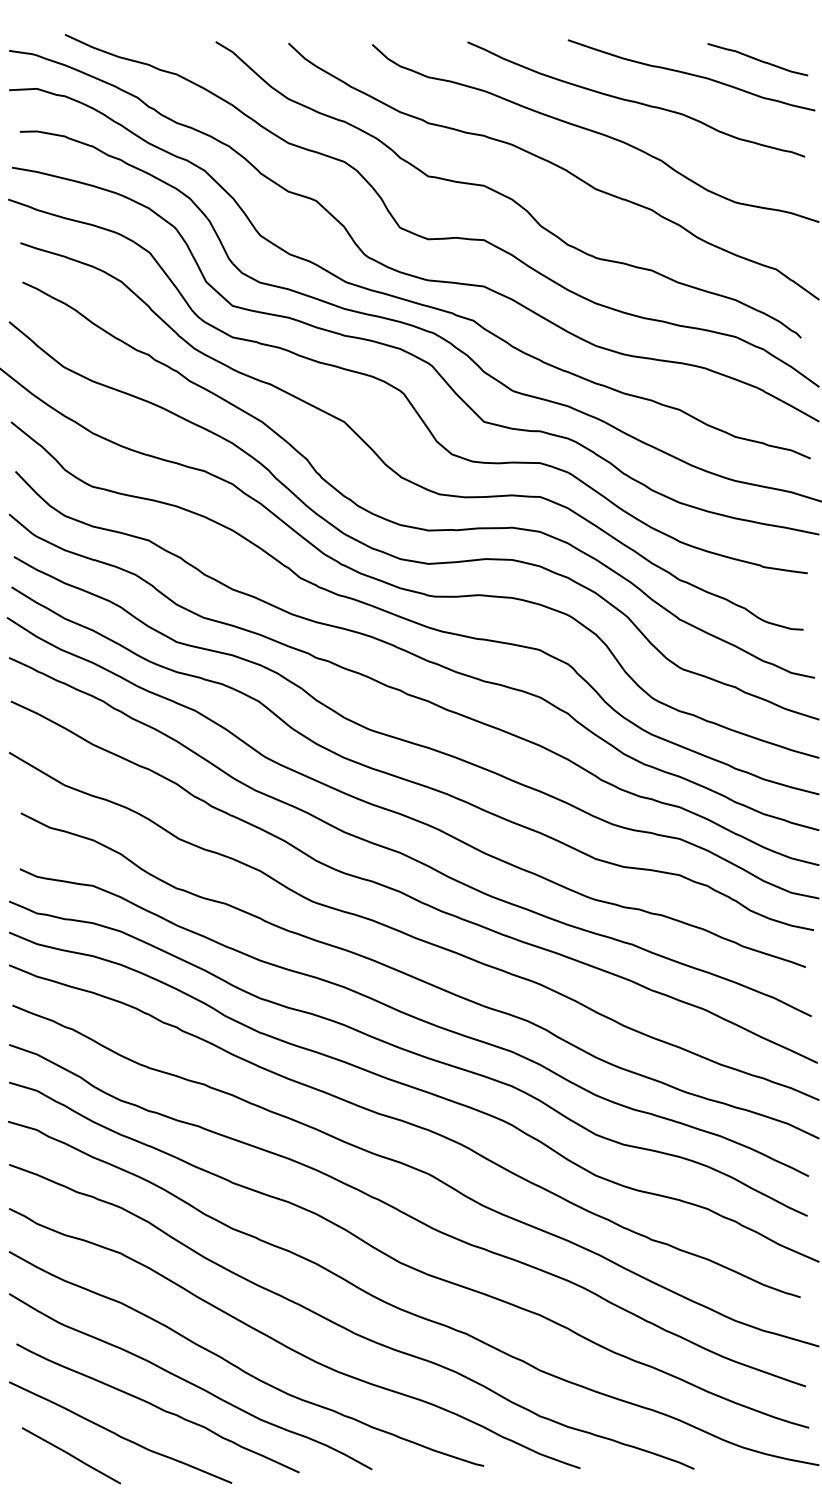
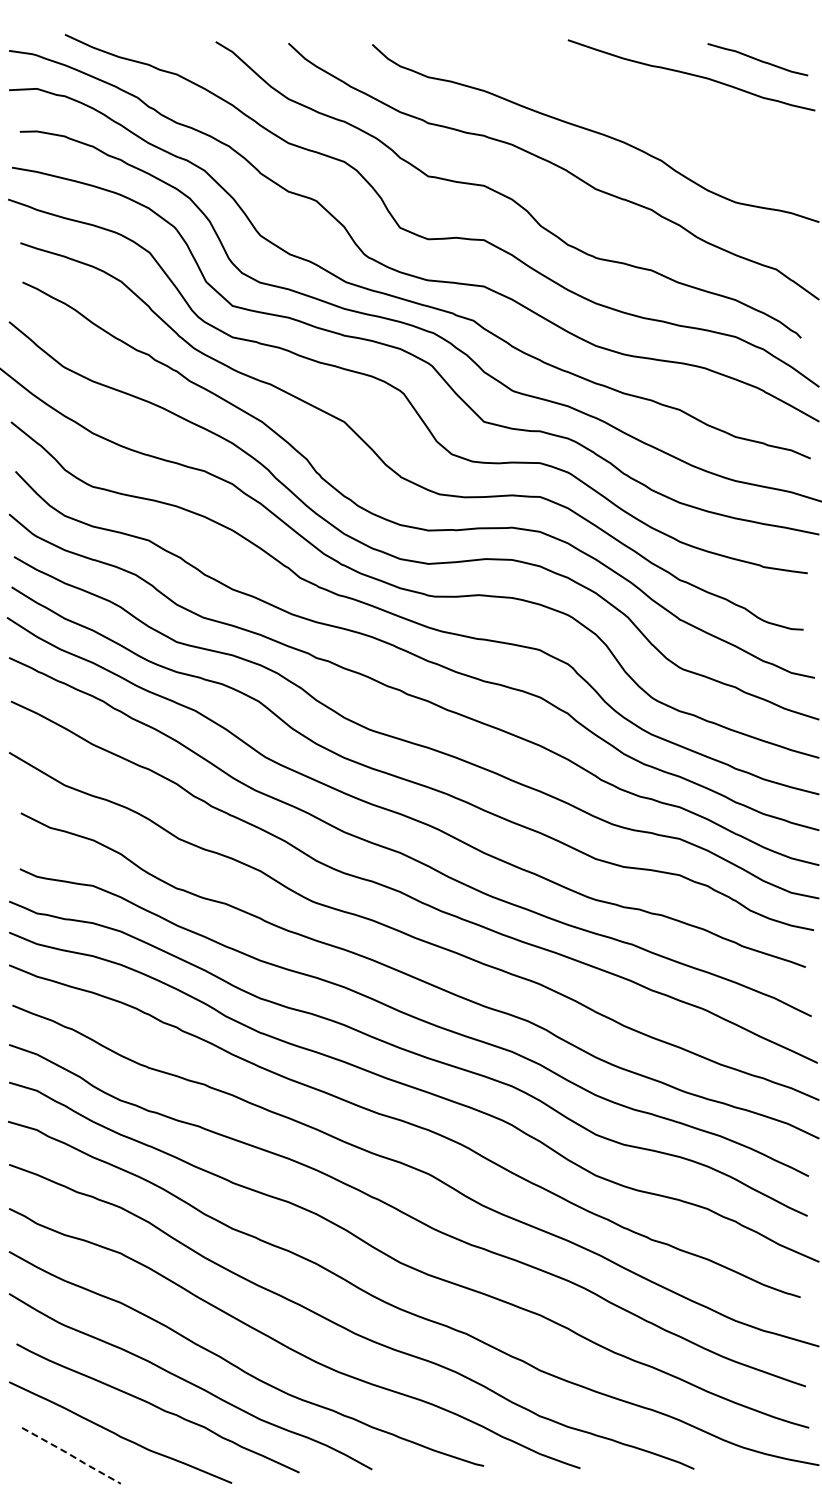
curve: present -> none (636, 101)
line: solid -> dashed (71, 1455)
